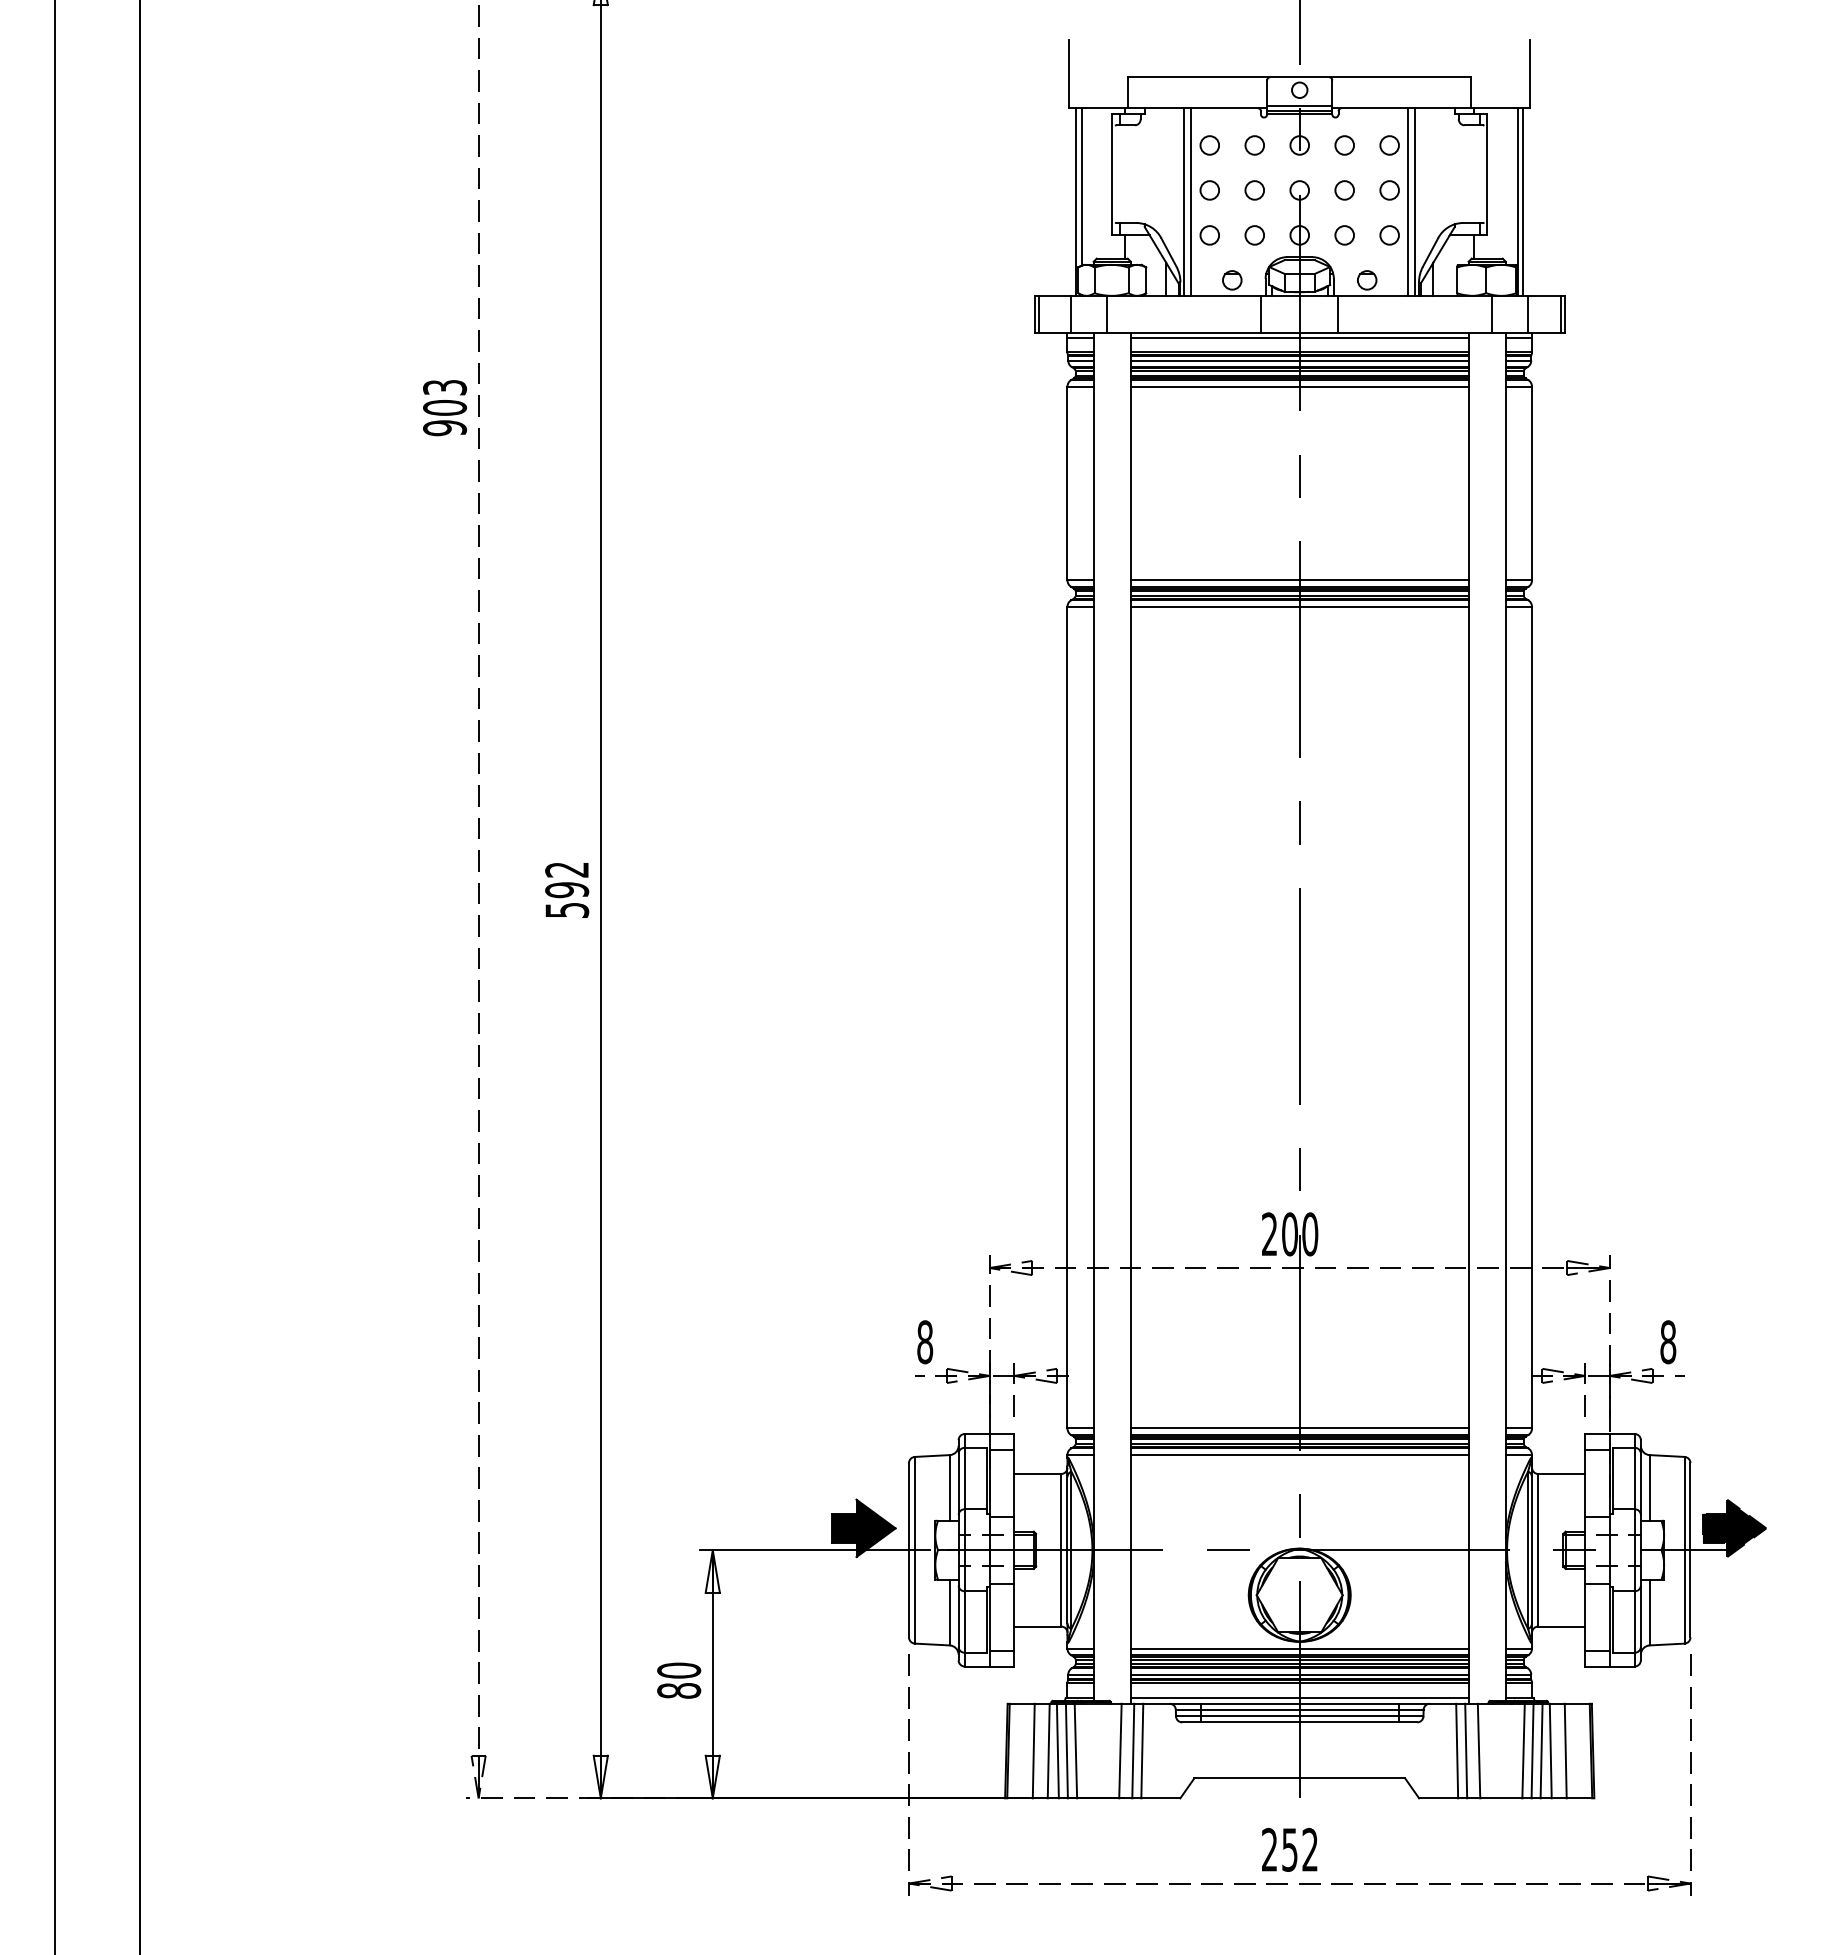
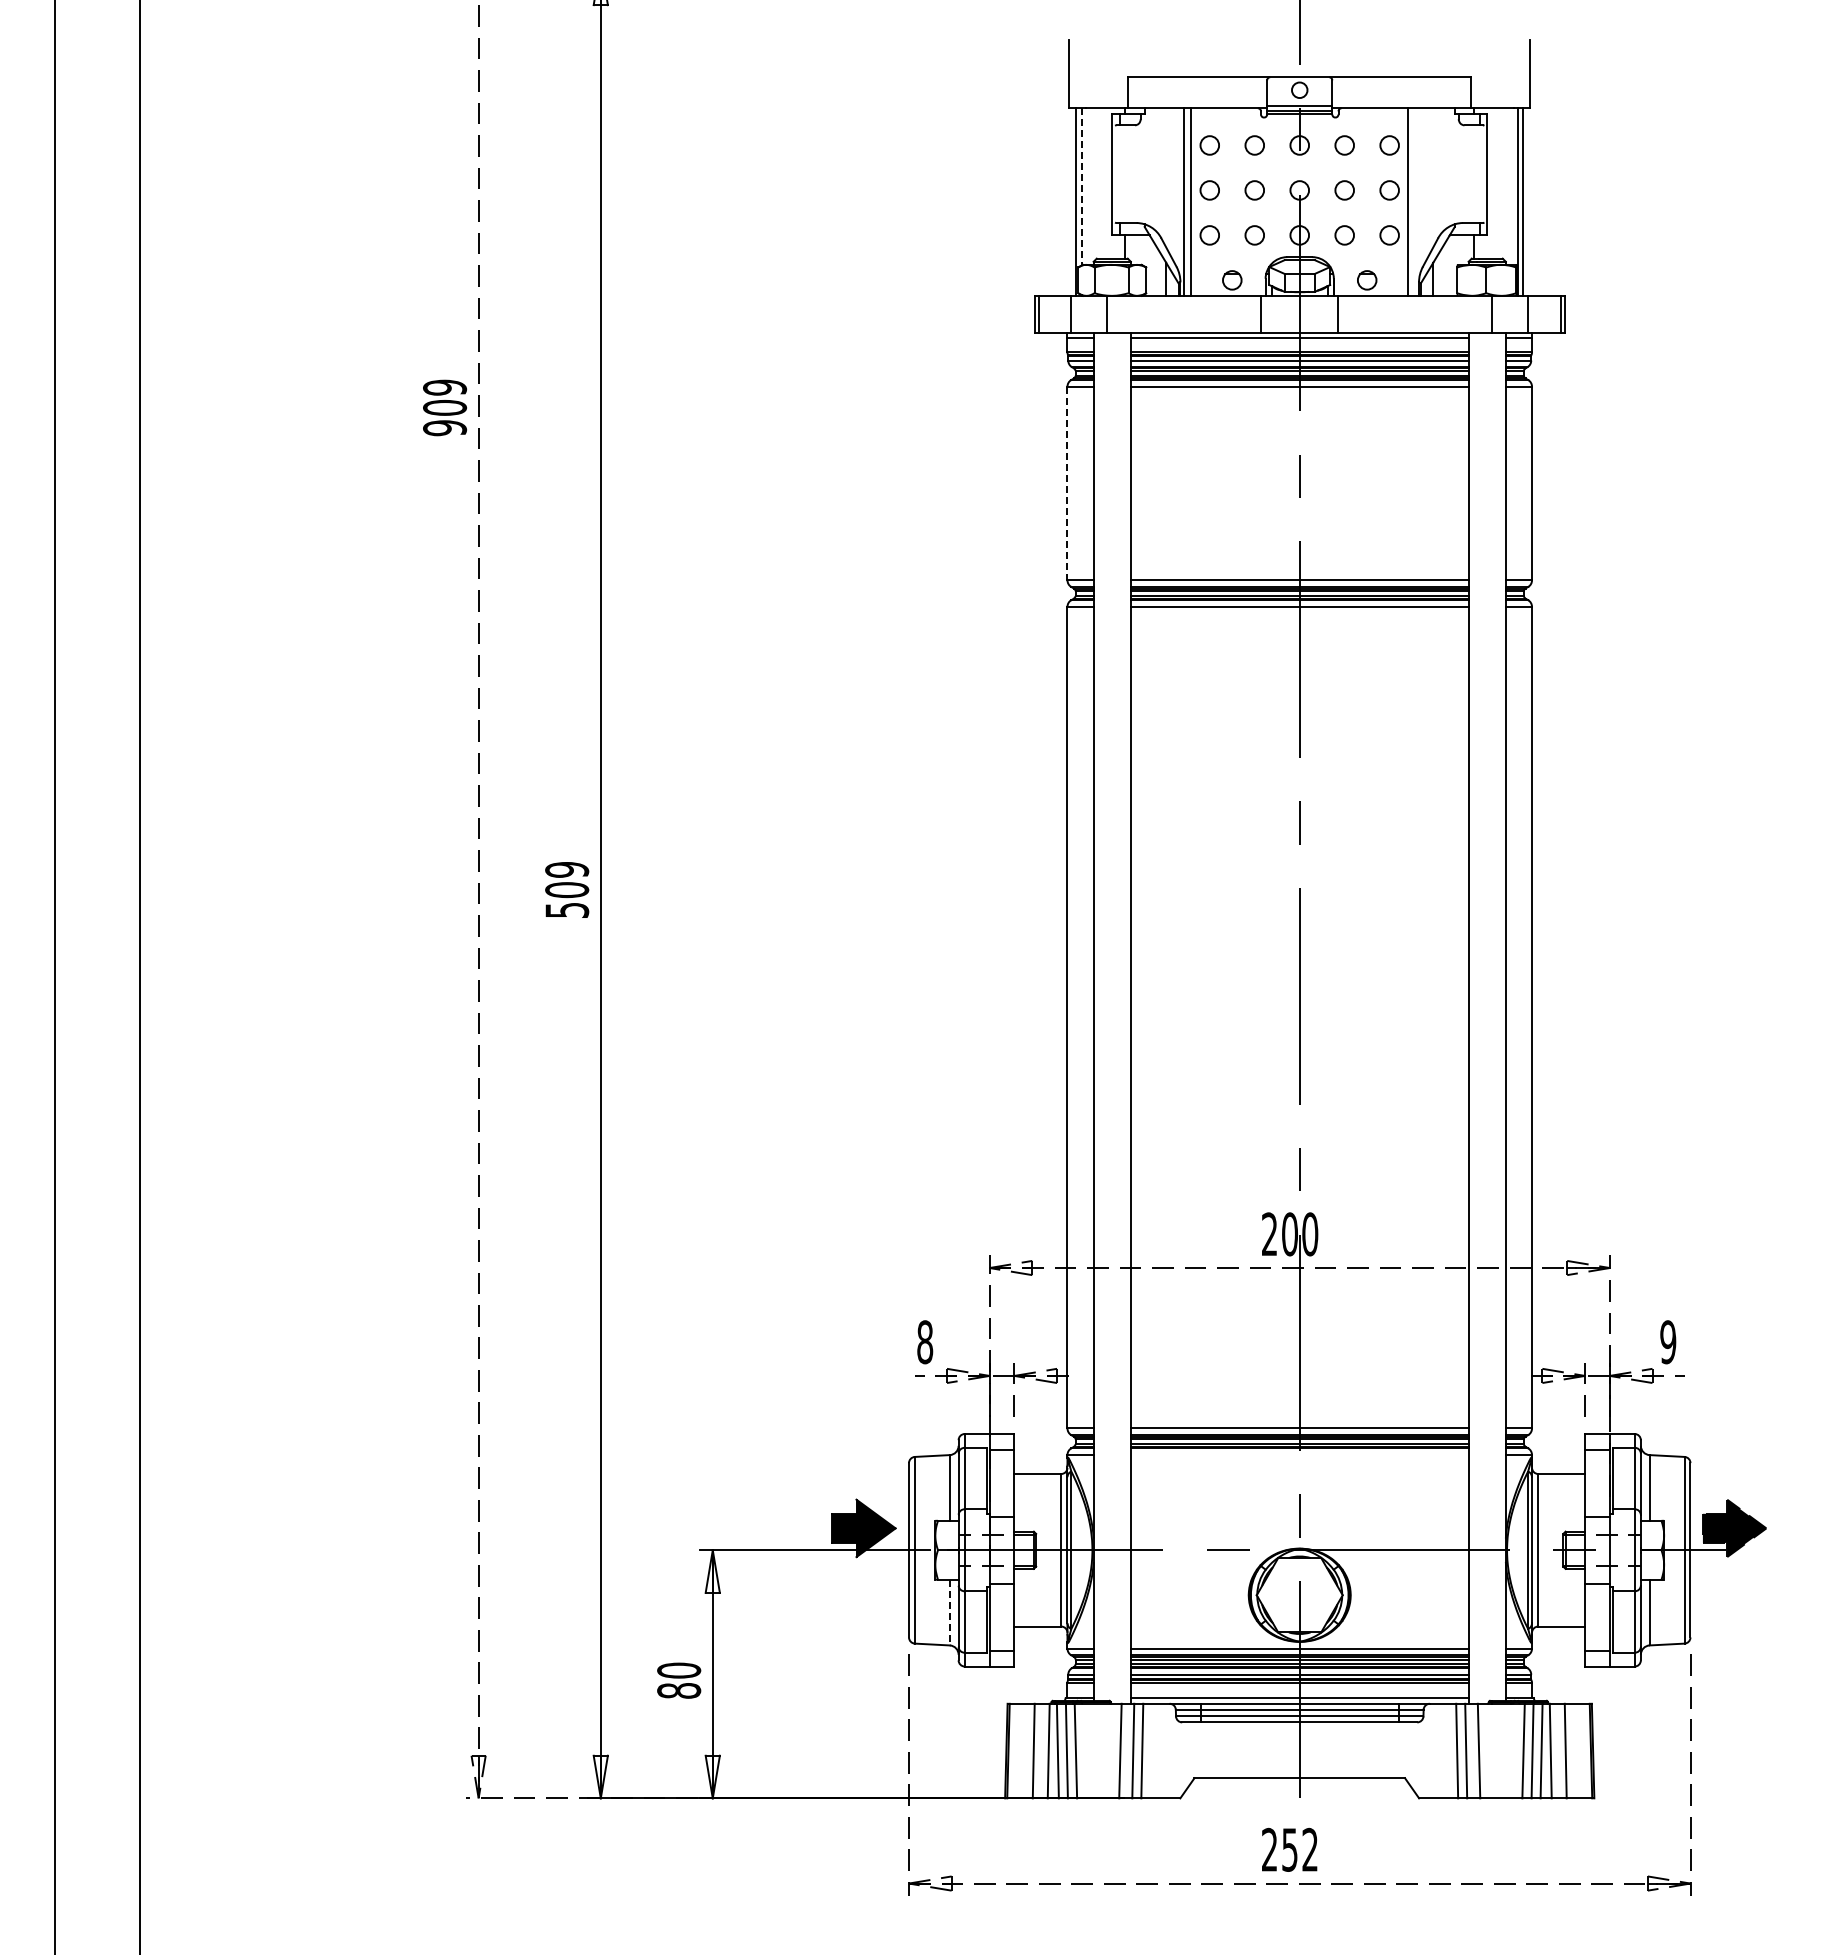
line: solid -> dashed (1081, 186)
line: present -> none (1415, 201)
text: 903 -> 909 (444, 387)
line: solid -> dashed (1067, 483)
text: 592 -> 509 (567, 880)
text: 8 -> 9 (1668, 1342)
line: present -> none (1299, 1455)
line: solid -> dashed (949, 1612)
